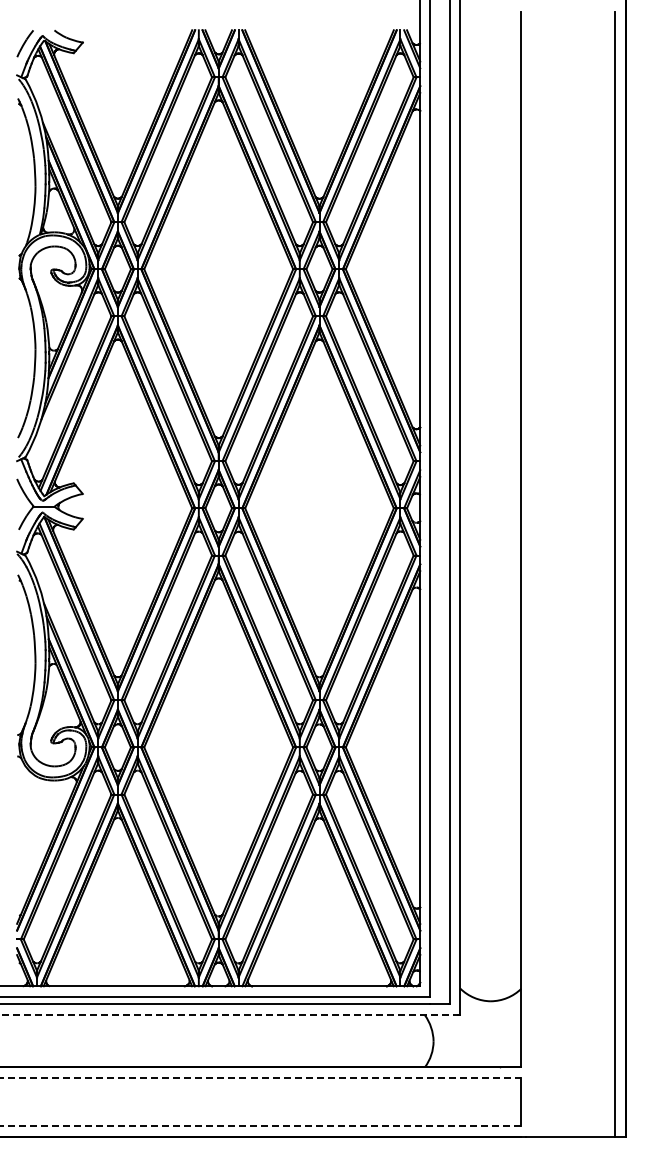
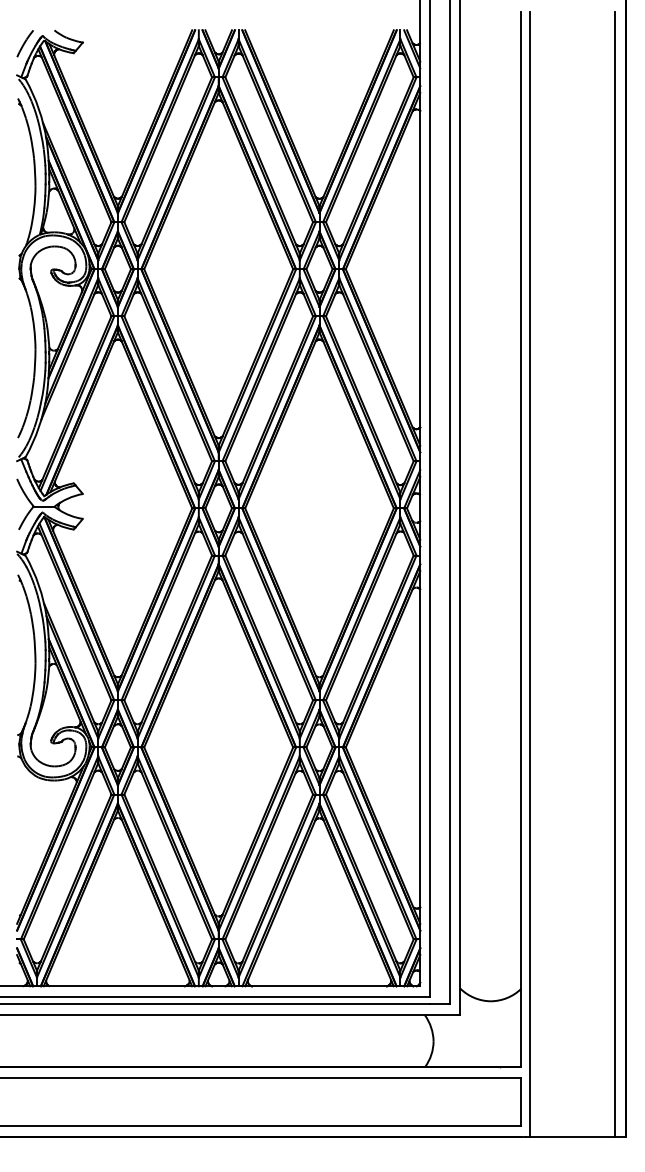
line: none -> present (530, 573)
line: dashed -> solid (230, 1015)
line: dashed -> solid (261, 1077)
line: dashed -> solid (260, 1126)
